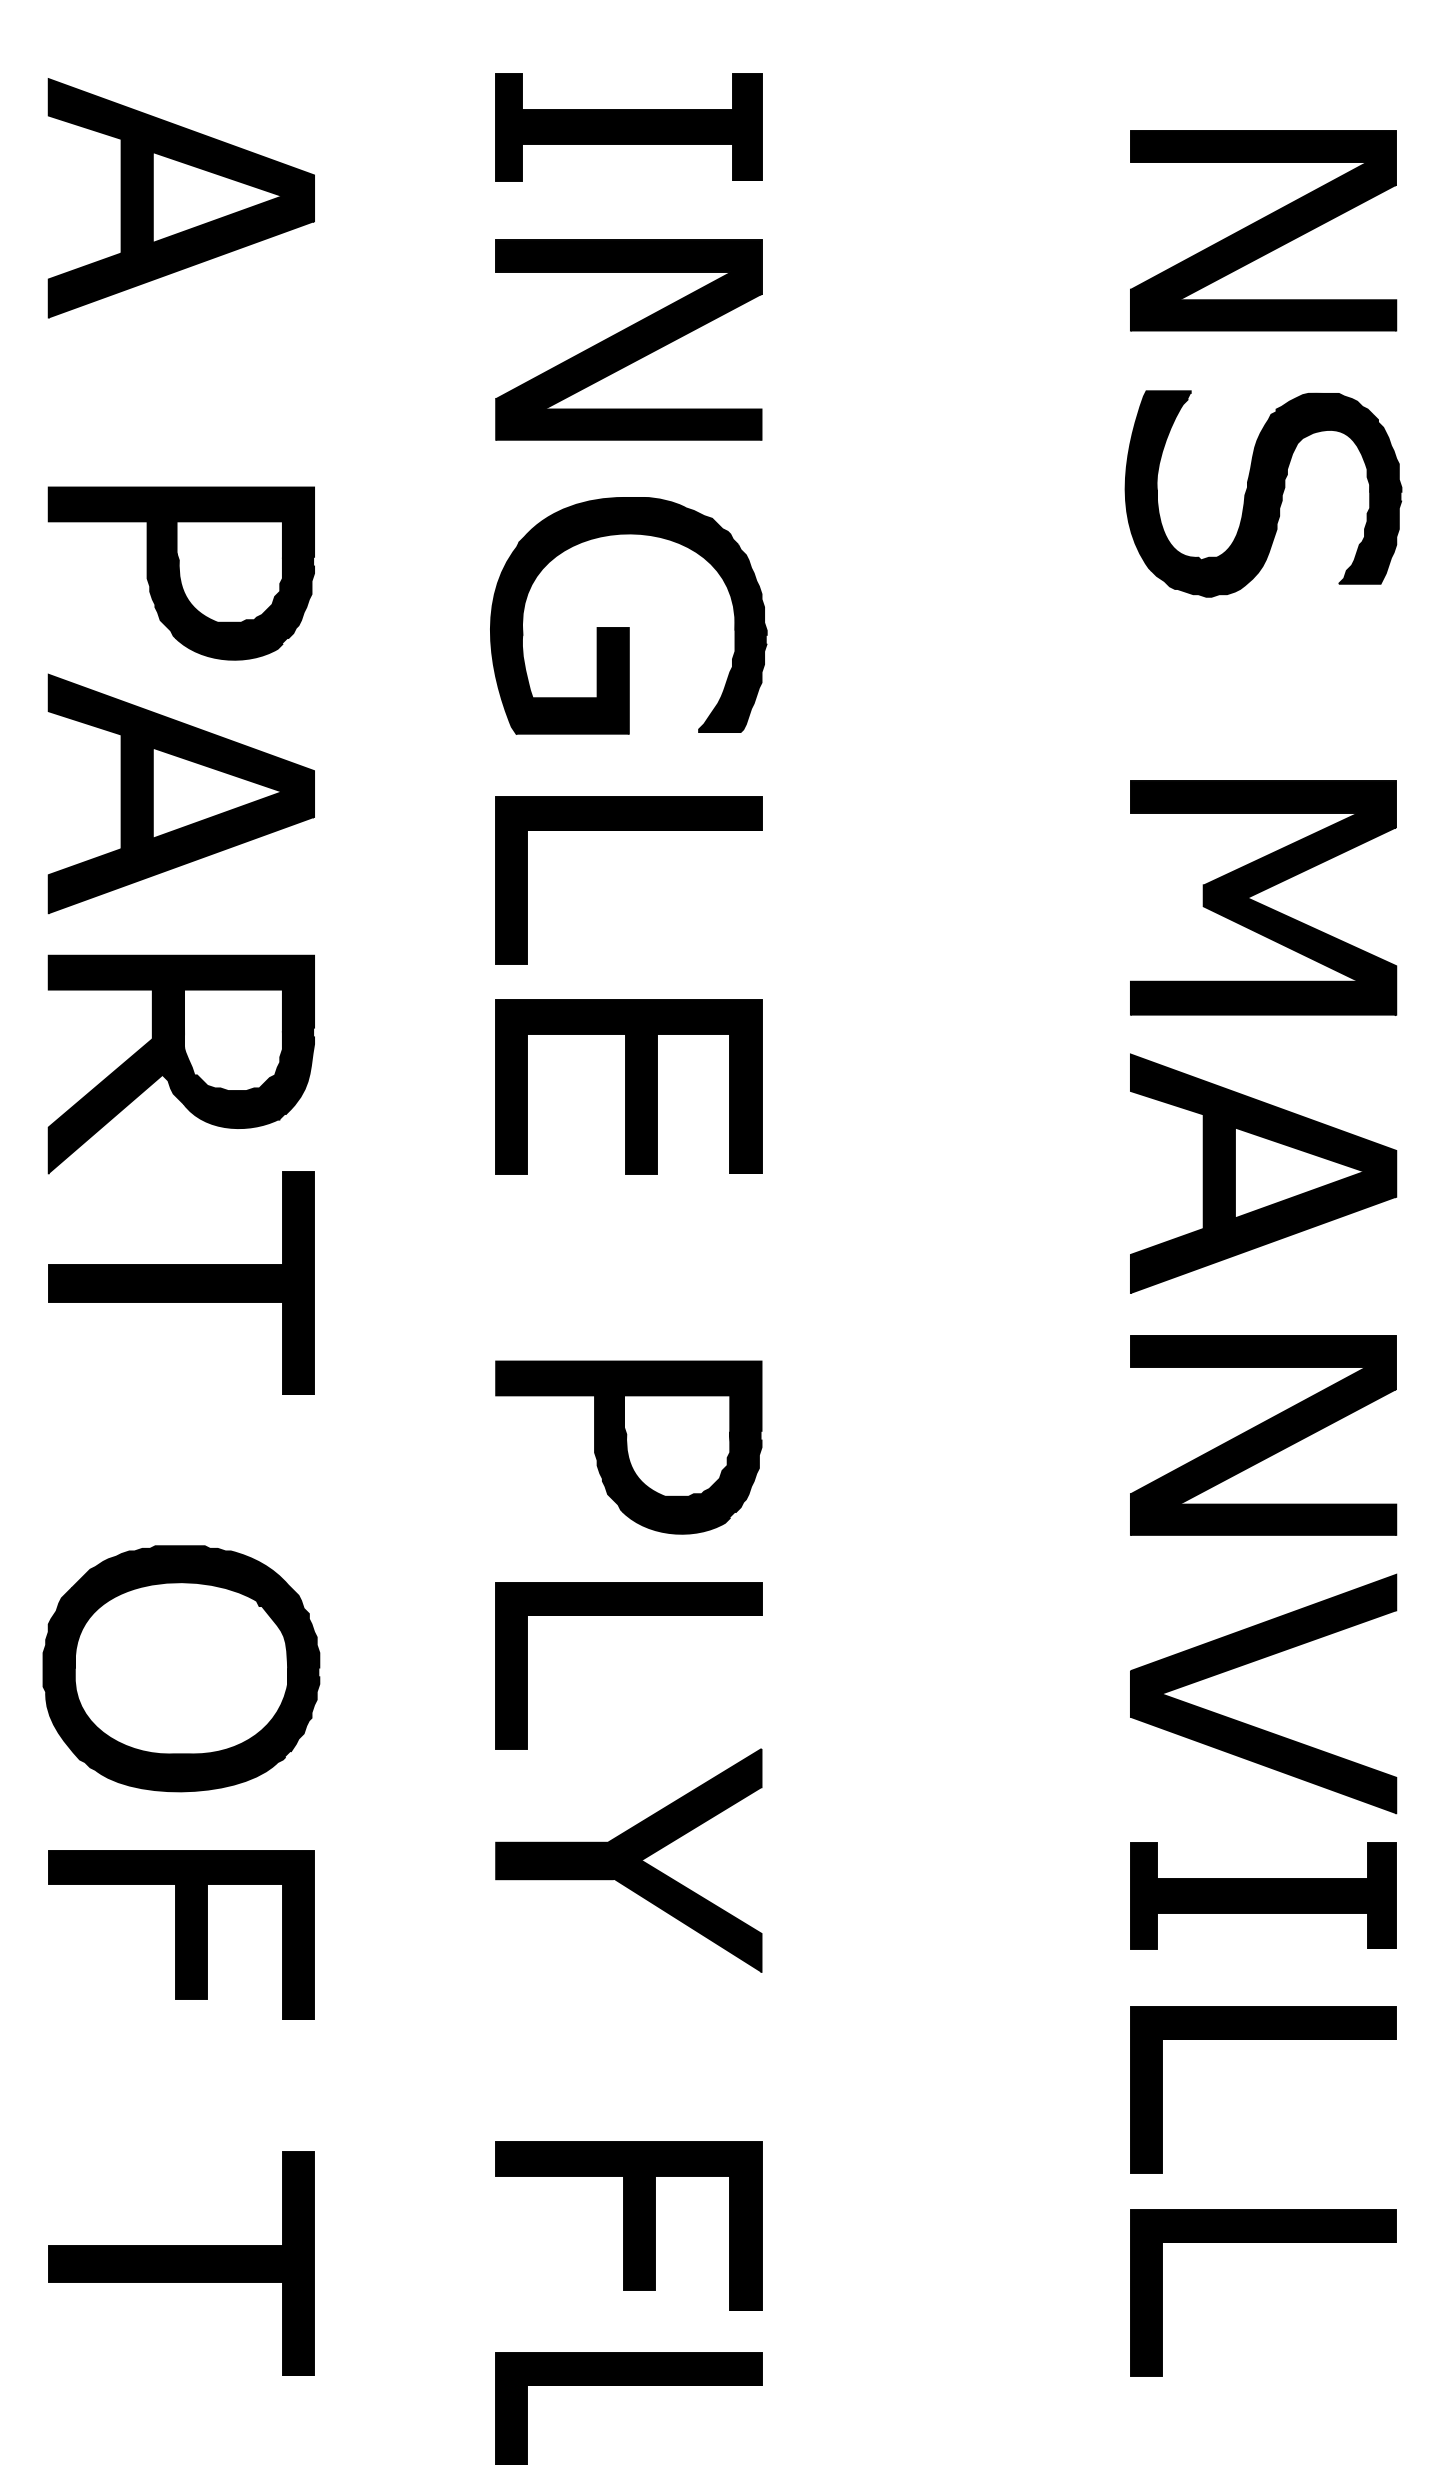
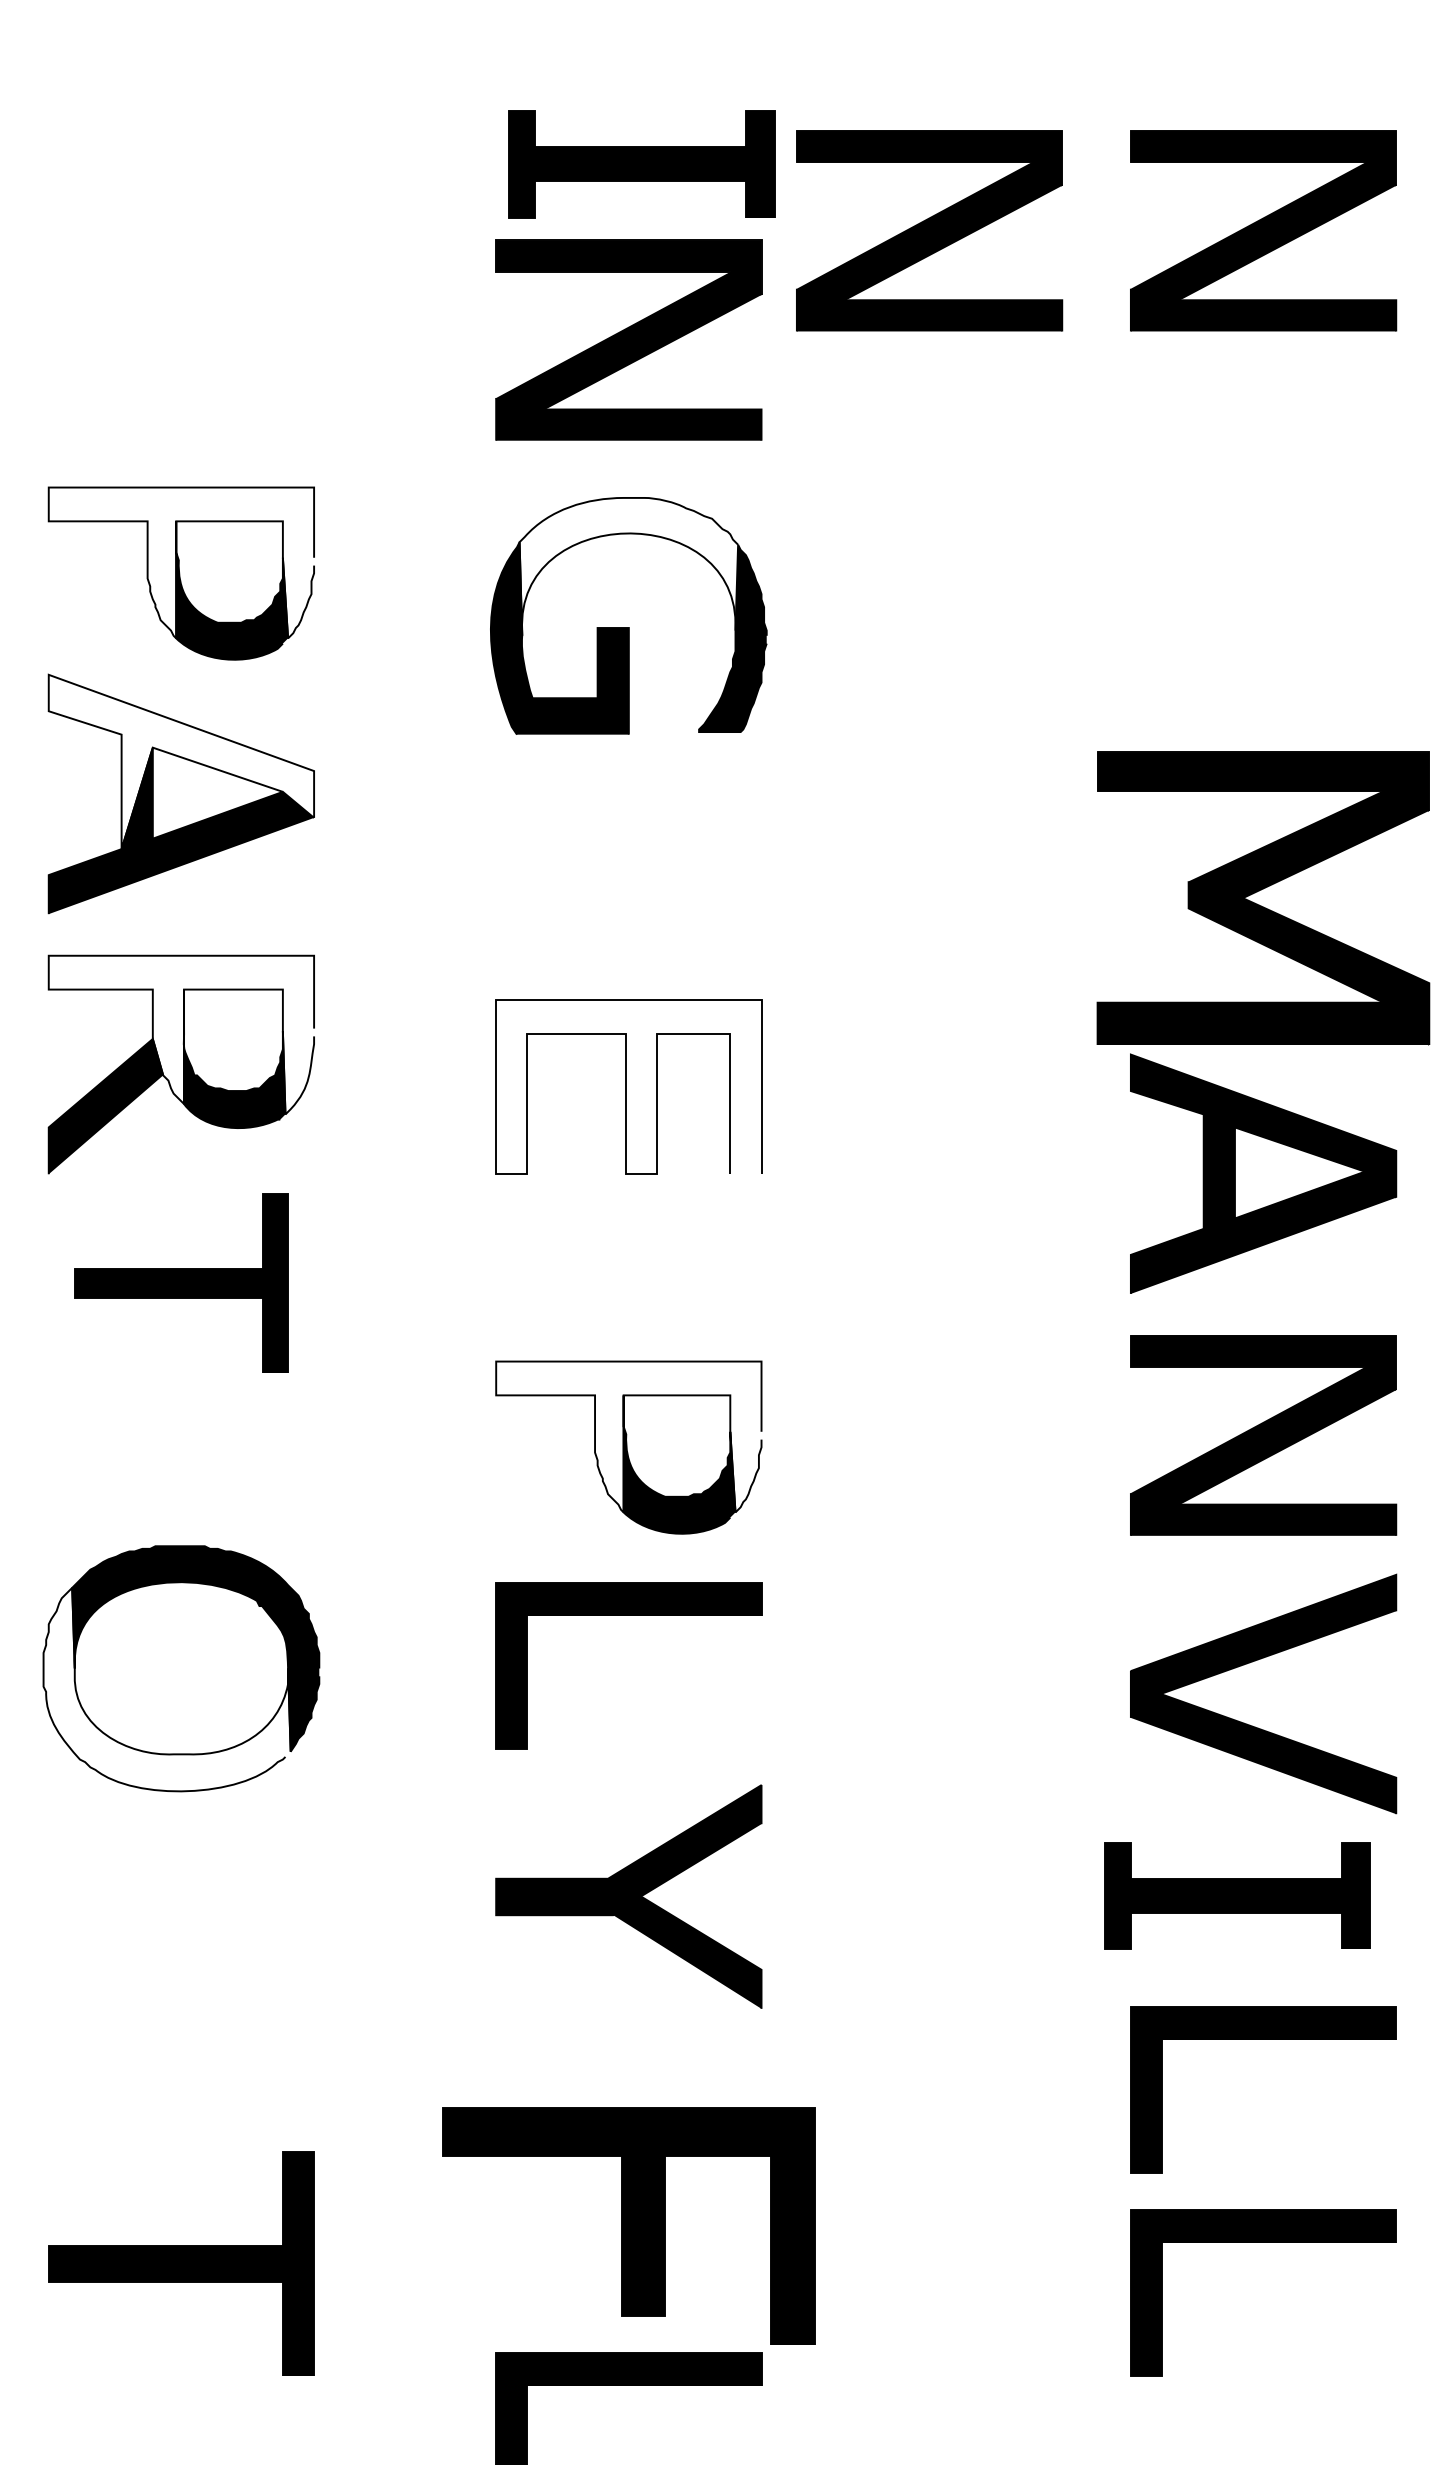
part position: (628, 127) -> (641, 164) (641, 164)
part: present -> none (180, 198)
part: none -> present (929, 230)
part: present -> none (1263, 493)
fill: present -> none (181, 562)
fill: present -> none (628, 566)
fill: present -> none (181, 761)
part: present -> none (628, 830)
part size: 268x236 px -> 335x295 px (1263, 898)
fill: present -> none (181, 1034)
fill: present -> none (628, 1086)
part size: 267x224 px -> 215x180 px (181, 1282)
fill: present -> none (628, 1436)
fill: present -> none (166, 1689)
part position: (628, 1860) -> (628, 1896) (628, 1896)
part position: (1263, 1895) -> (1237, 1895) (1237, 1895)
part: present -> none (181, 1934)
part size: 268x170 px -> 374x238 px (628, 2225)
